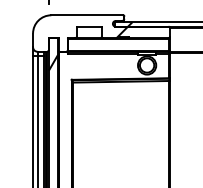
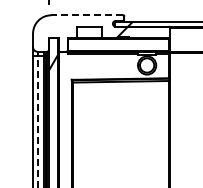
line: solid -> dashed (87, 15)
line: solid -> dashed (37, 121)
